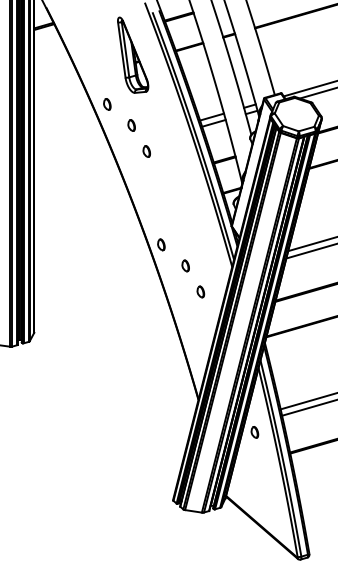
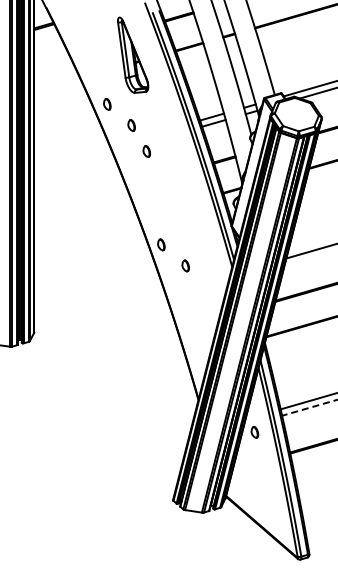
line: present -> none (311, 244)
part: present -> none (200, 291)
line: solid -> dashed (309, 407)
